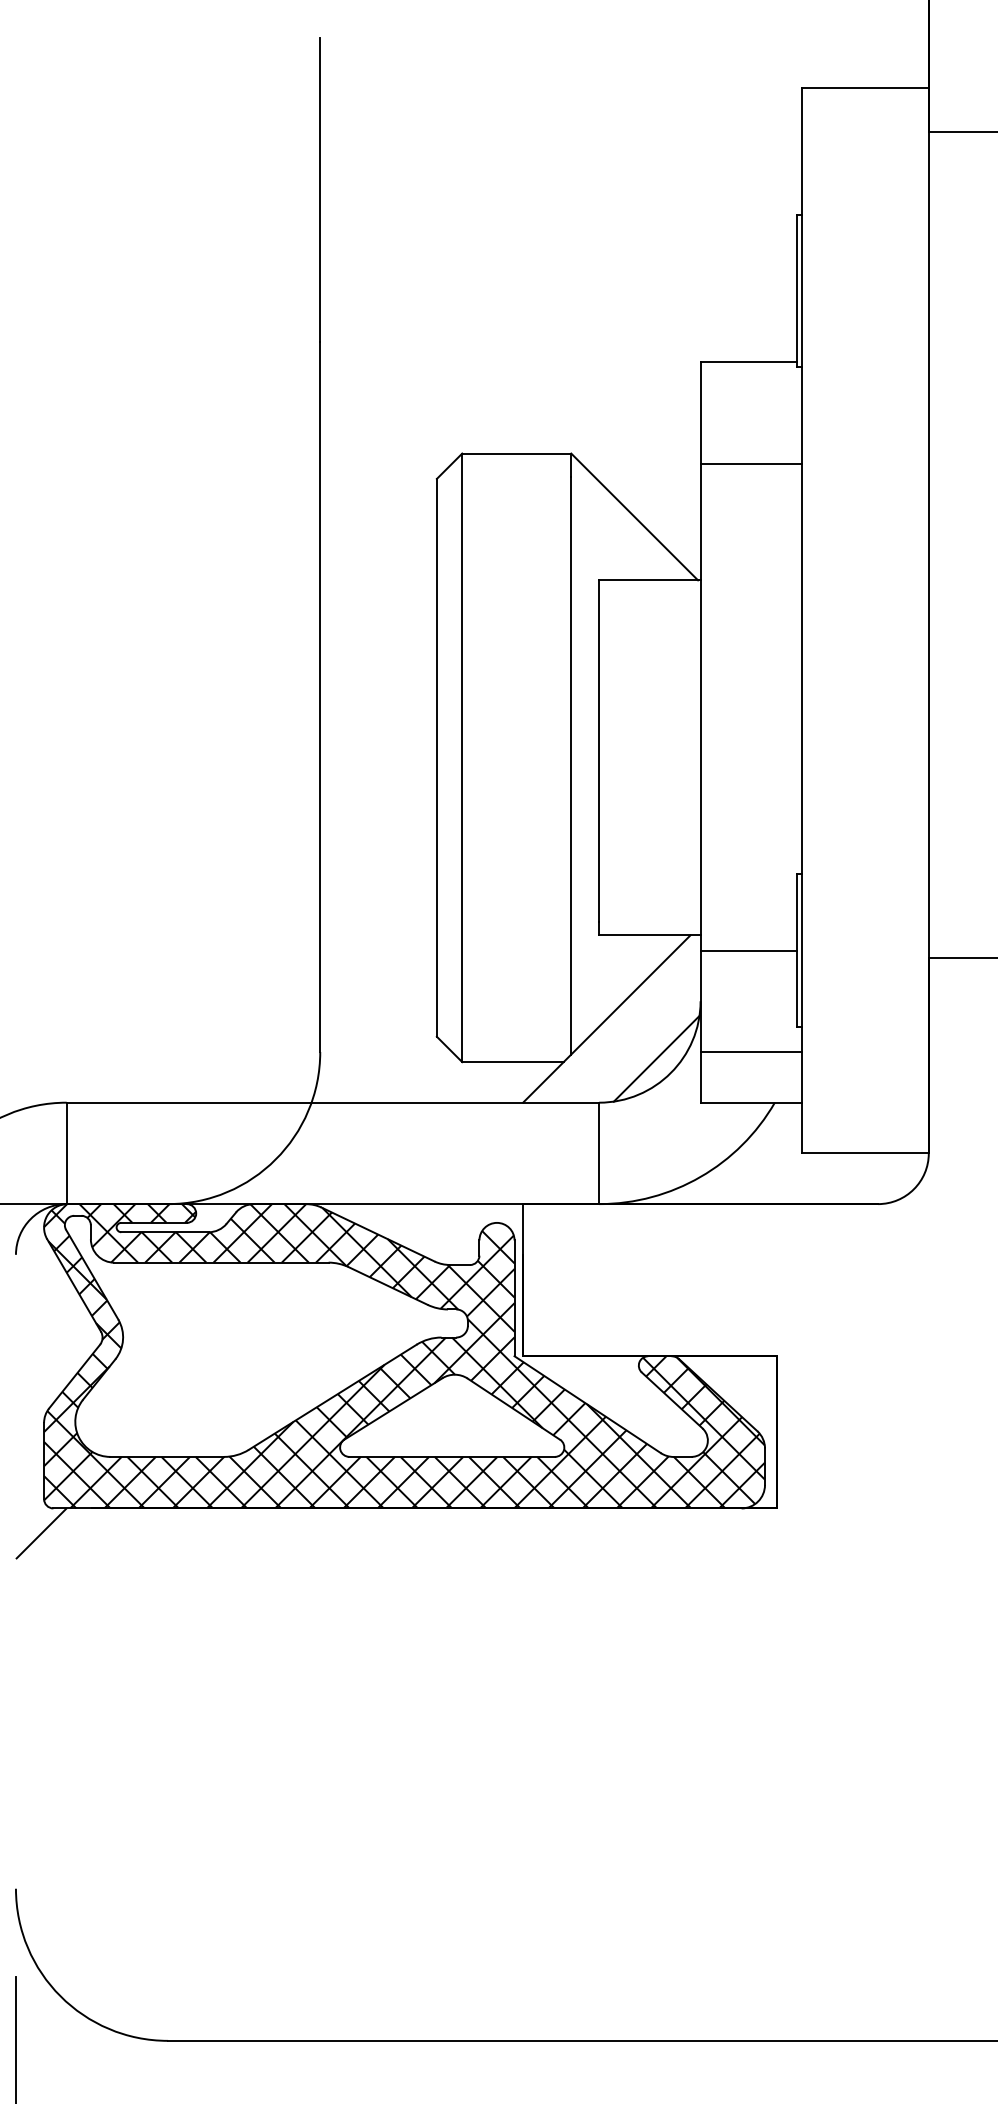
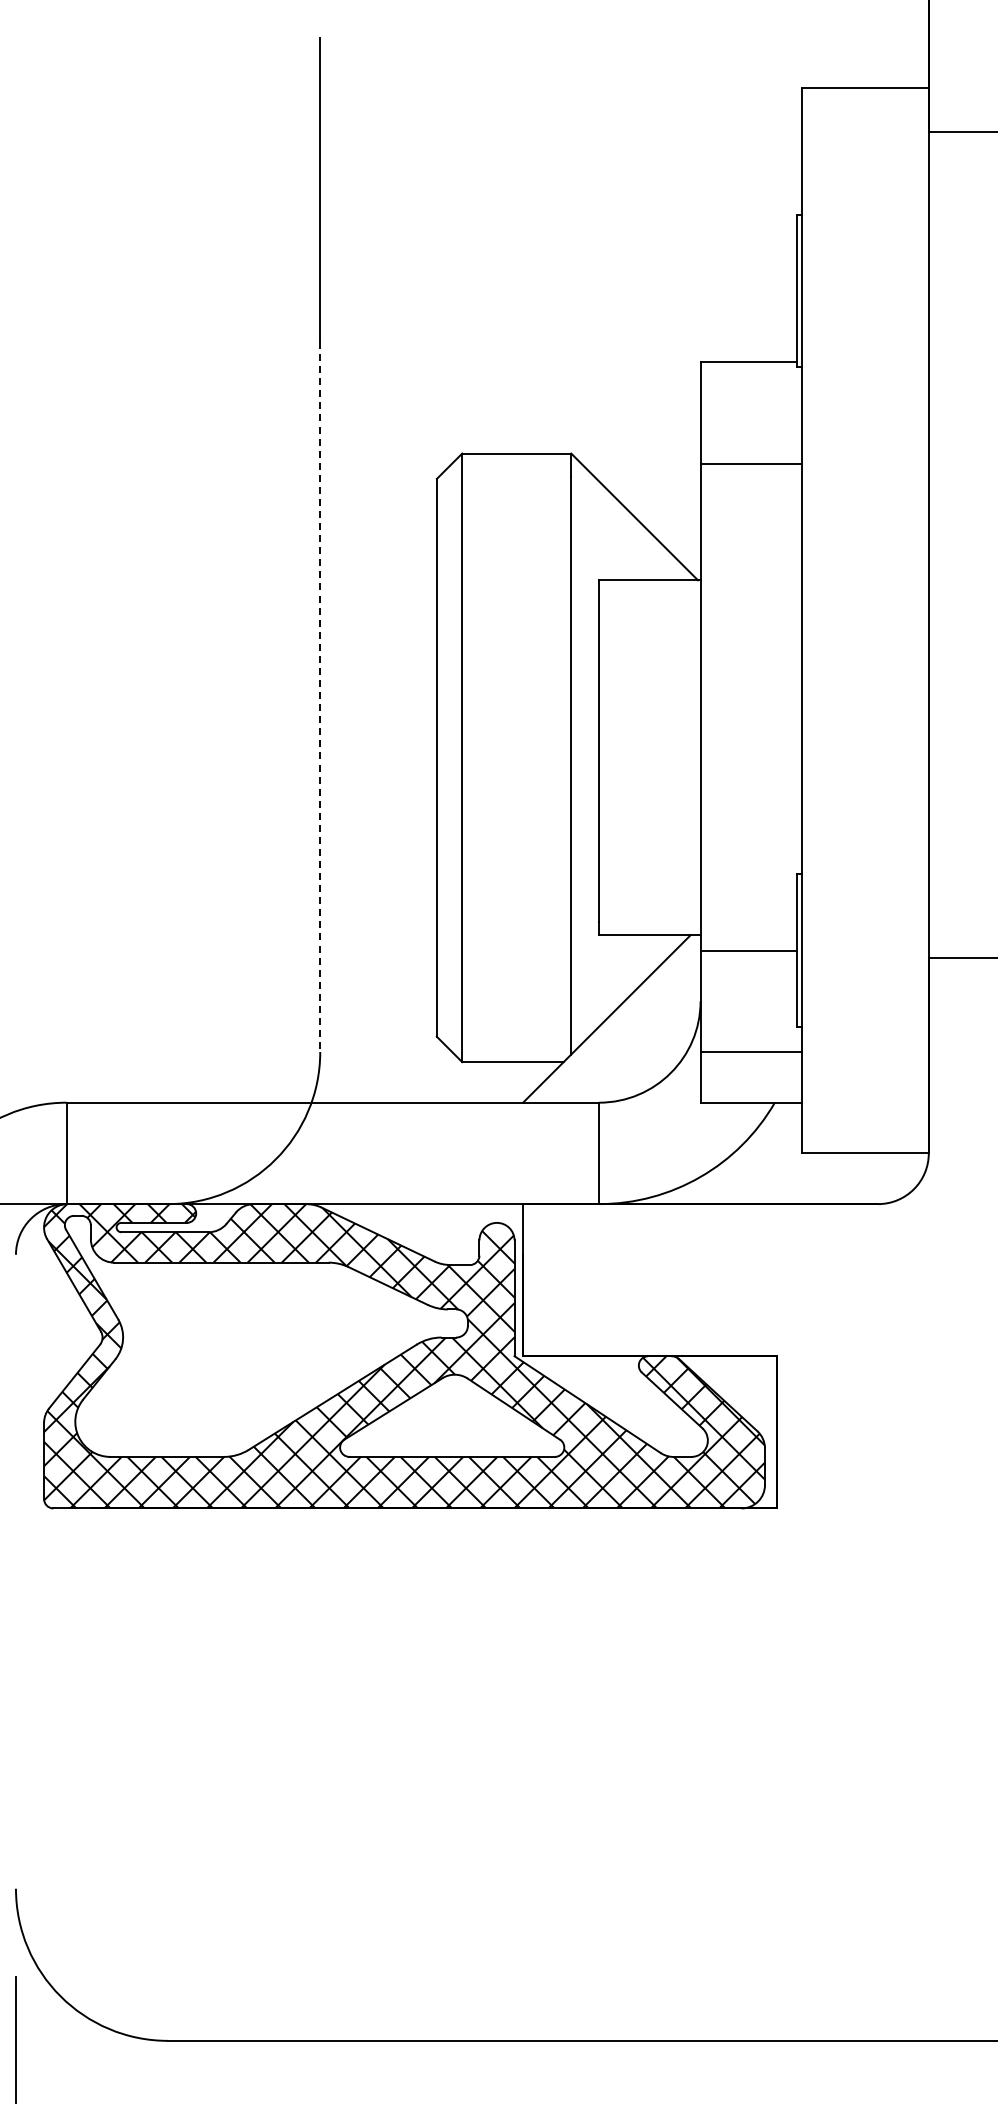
line: solid -> dashed (320, 697)
line: present -> none (656, 1058)
line: present -> none (40, 1533)
